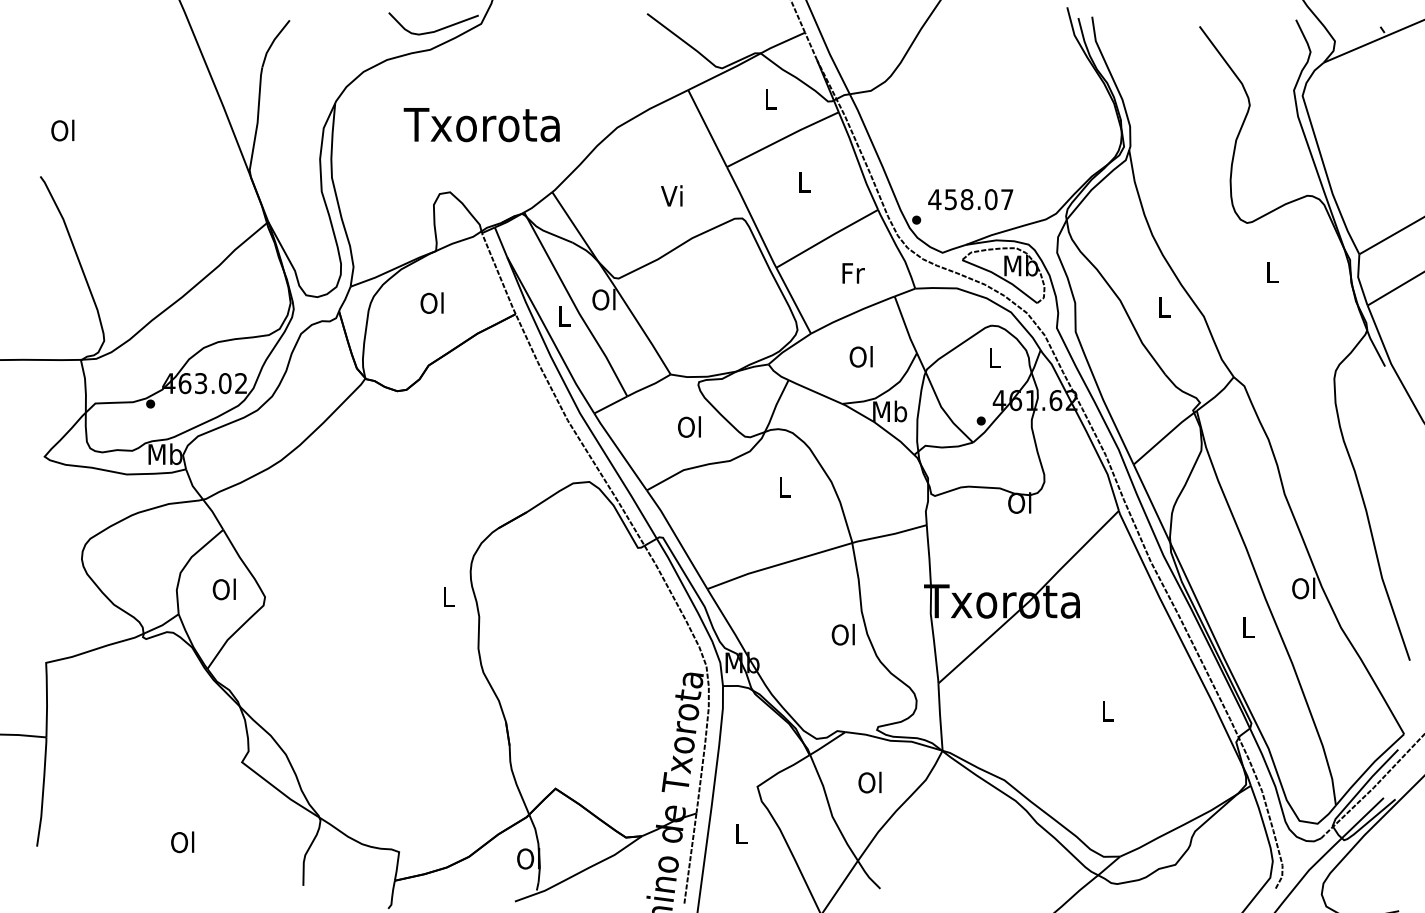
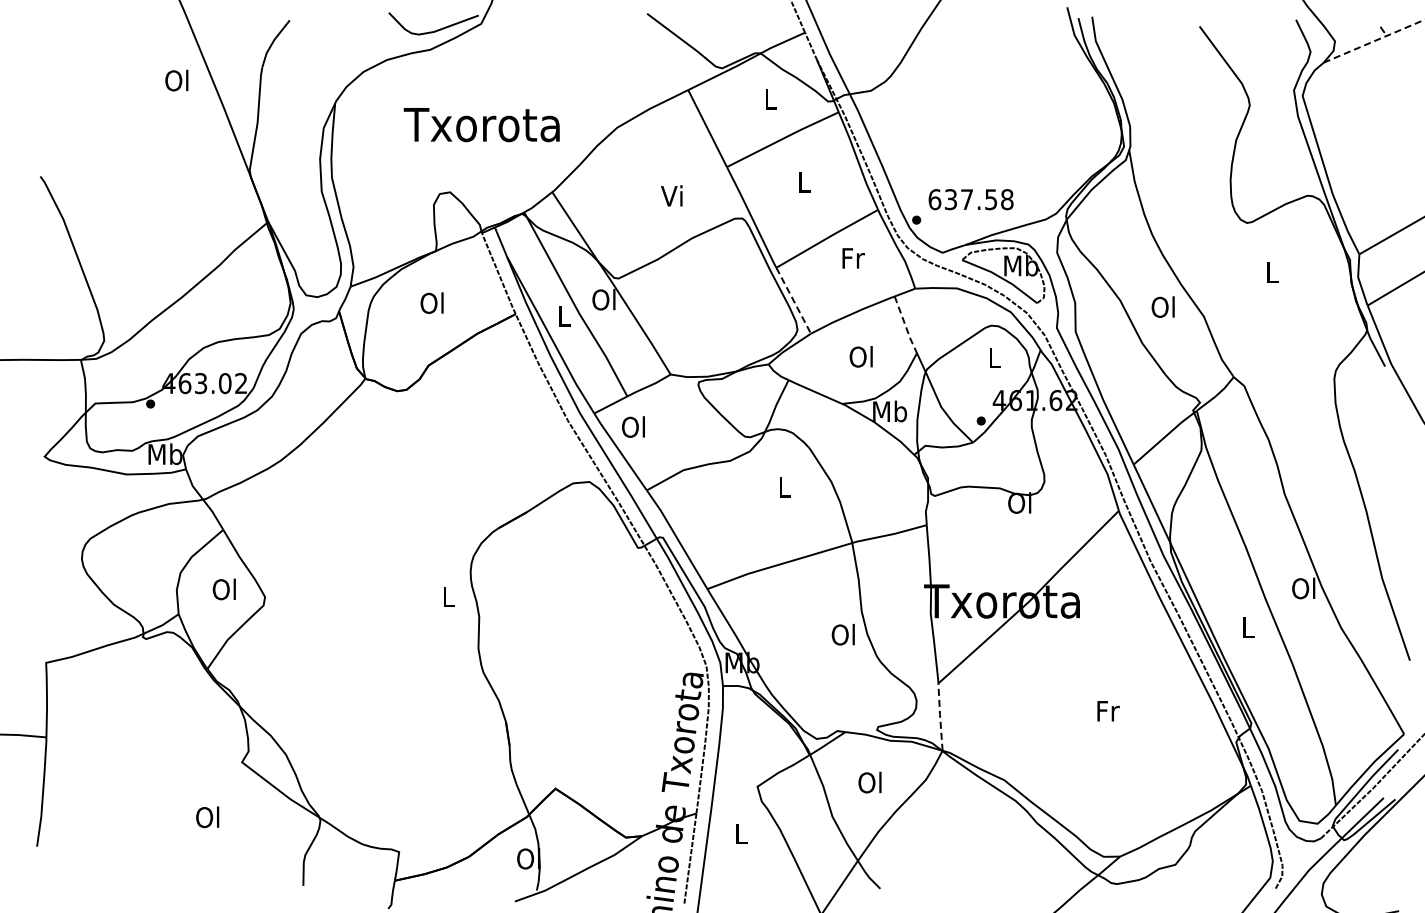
line: solid -> dashed (1374, 41)
text position: (62, 130) -> (176, 80) (176, 80)
text: 458.07 -> 637.58 (970, 199)
text position: (853, 273) -> (853, 258) (853, 258)
line: solid -> dashed (793, 301)
text: L -> Ol (1162, 306)
line: solid -> dashed (905, 326)
text position: (689, 426) -> (633, 426) (633, 426)
text: L -> Fr (1108, 711)
line: solid -> dashed (940, 716)
text position: (182, 842) -> (207, 817) (207, 817)
